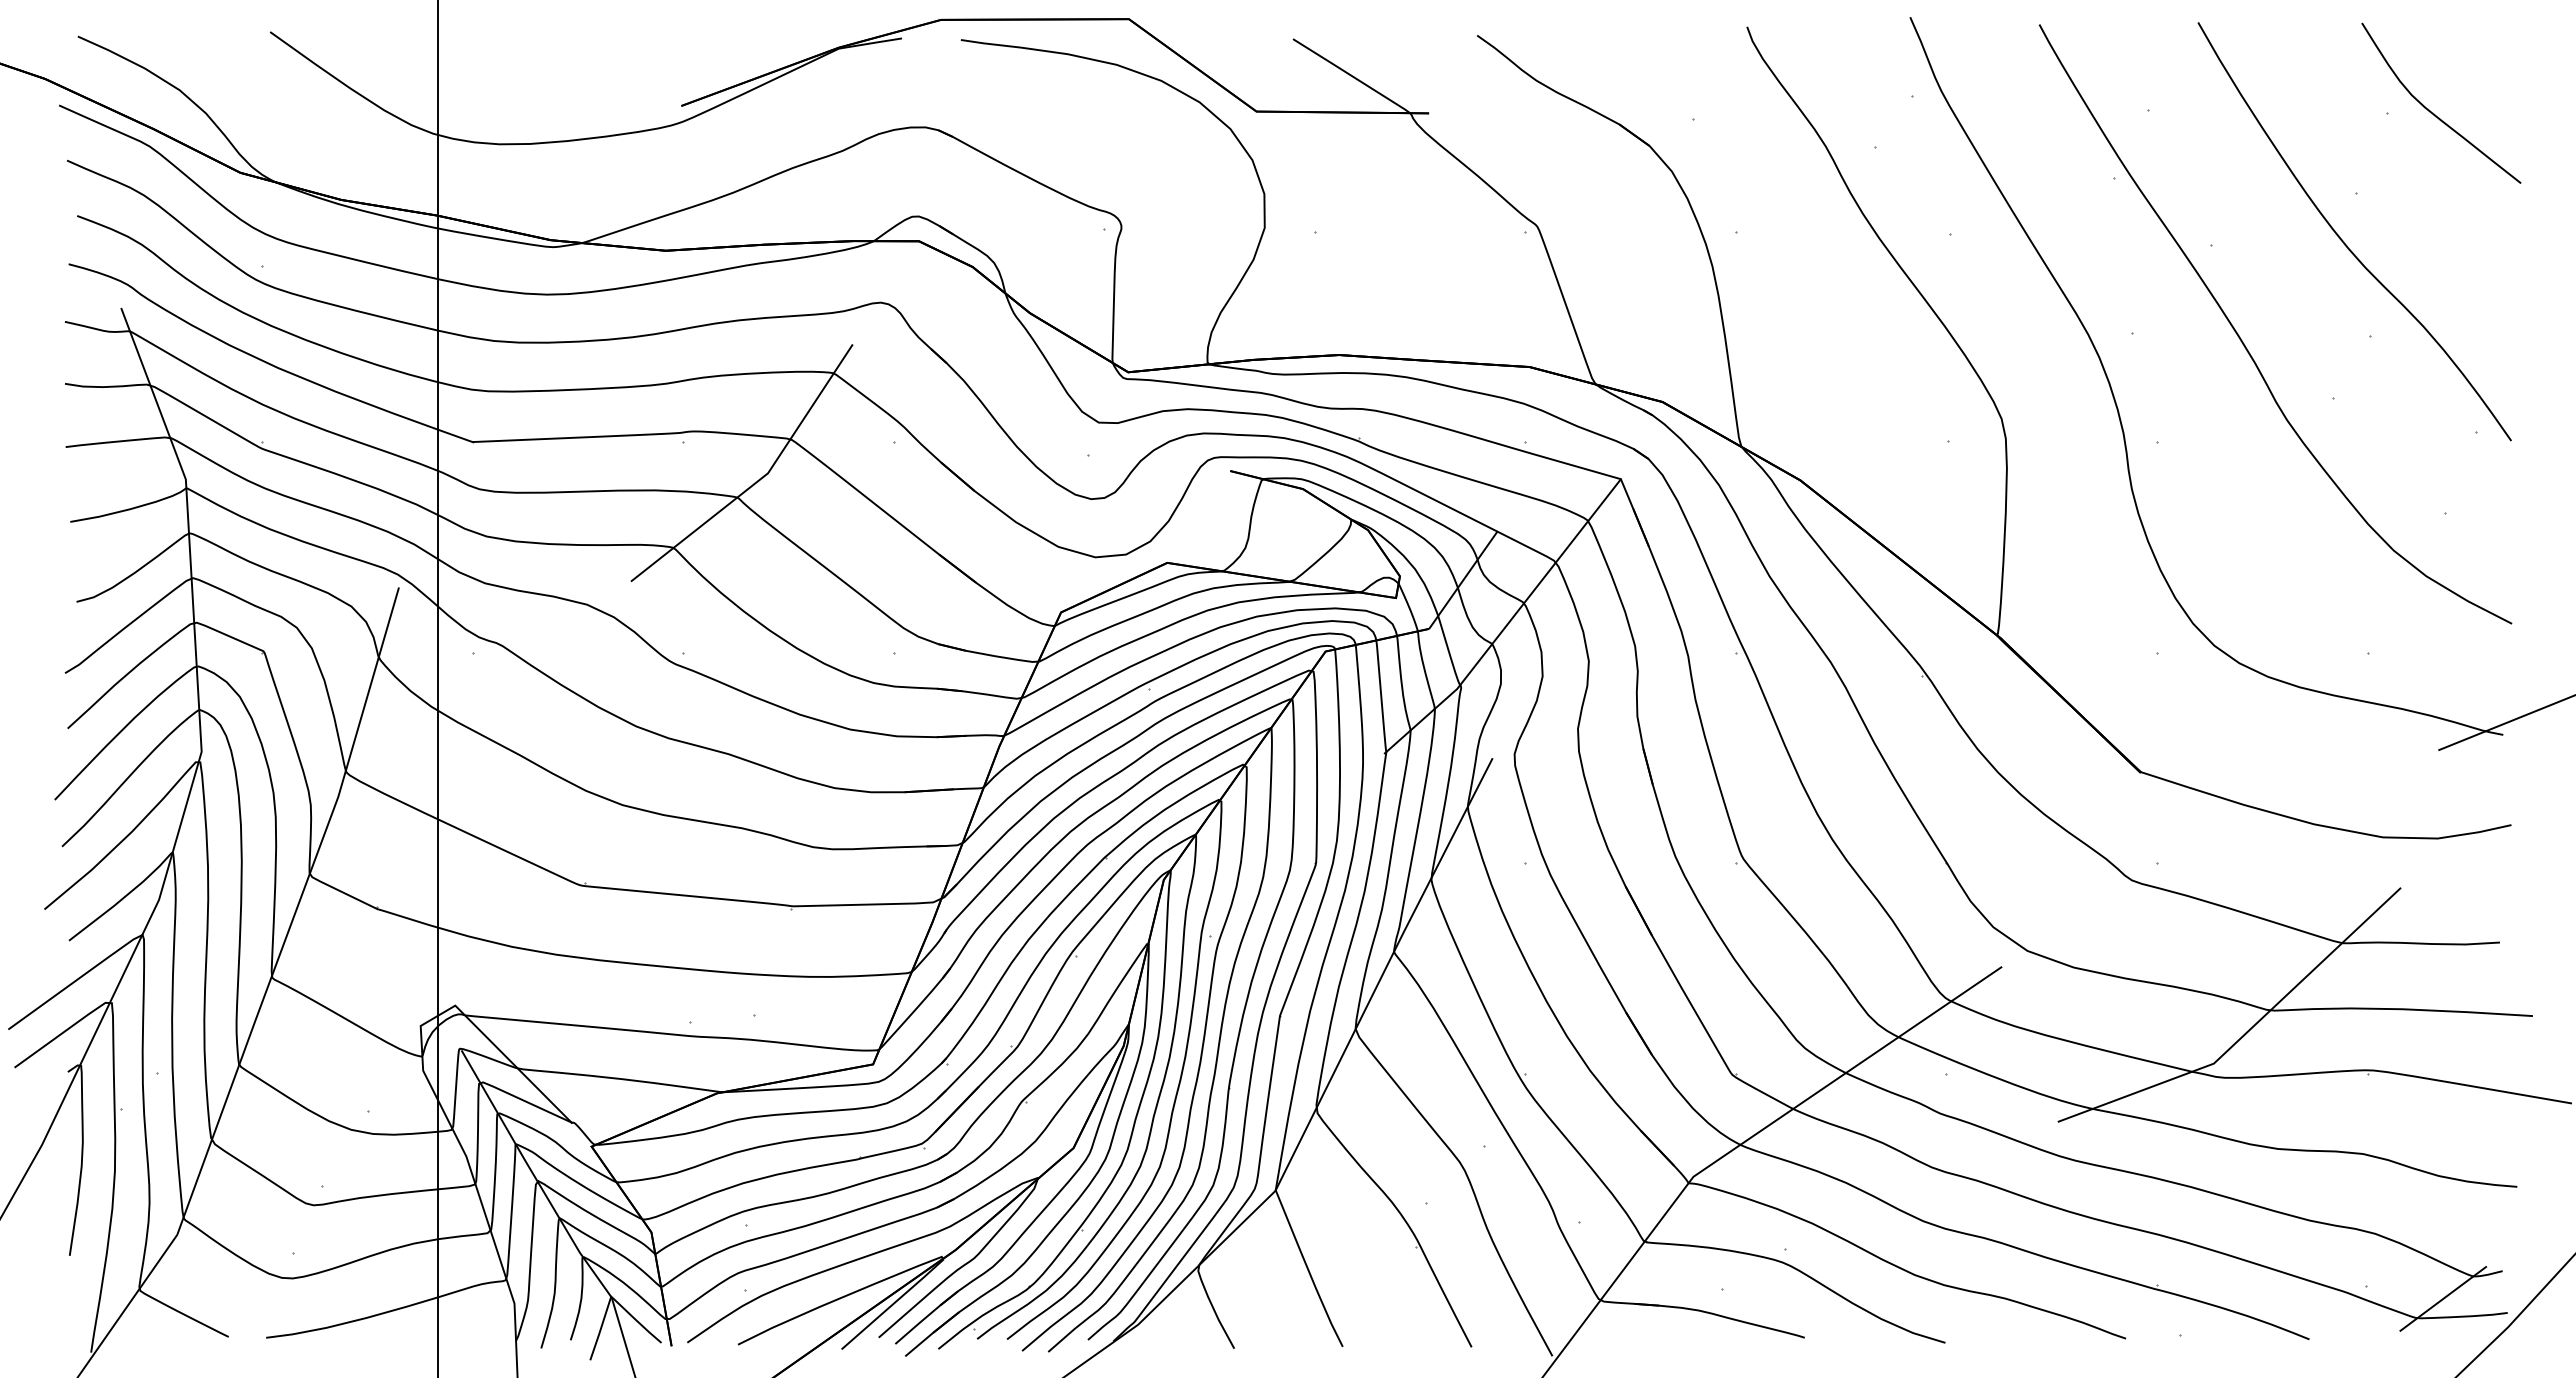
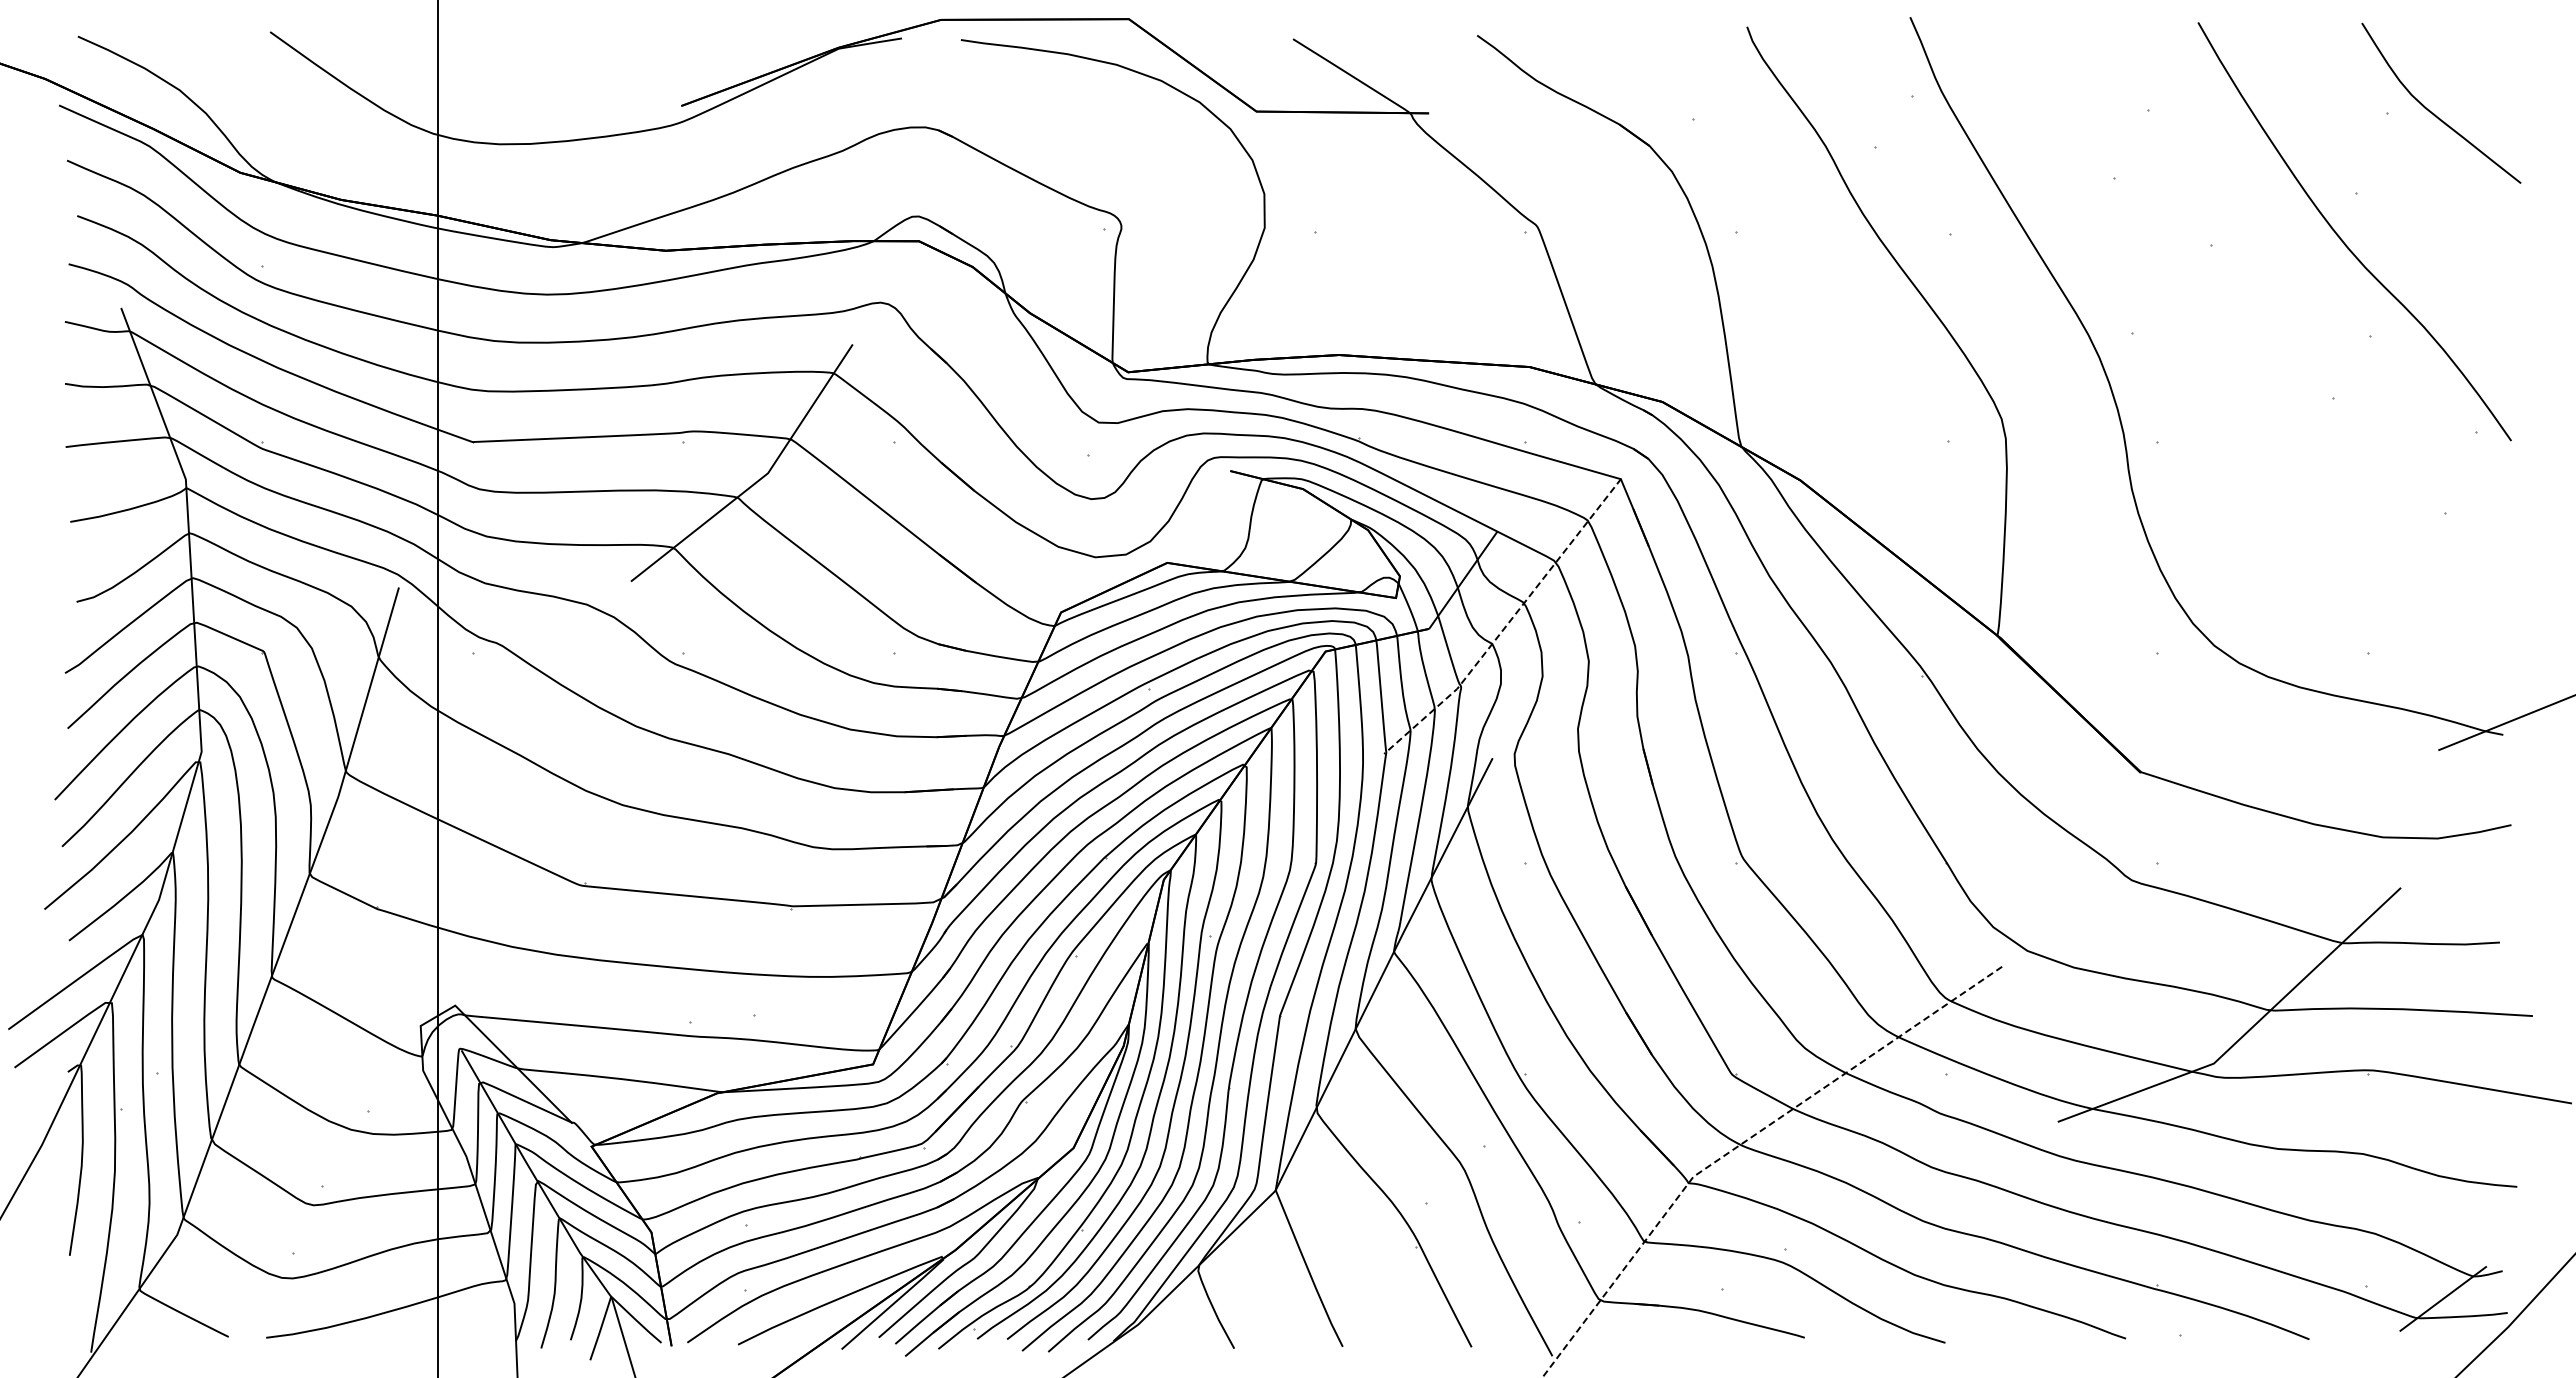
curve: present -> none (2244, 343)
line: solid -> dashed (1508, 622)
line: solid -> dashed (1742, 1143)
